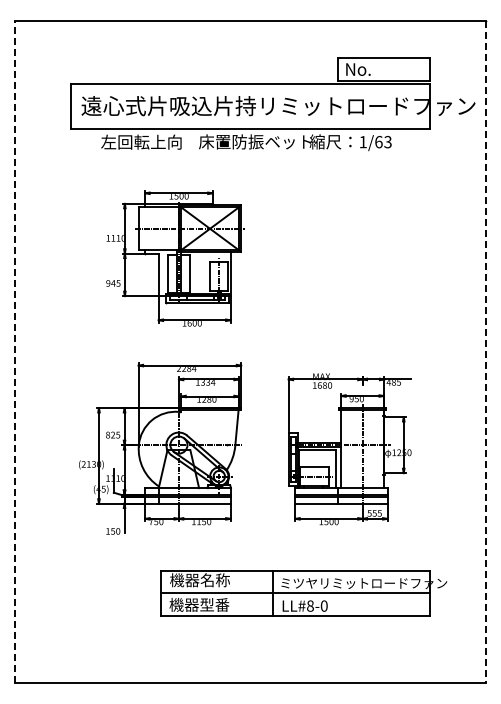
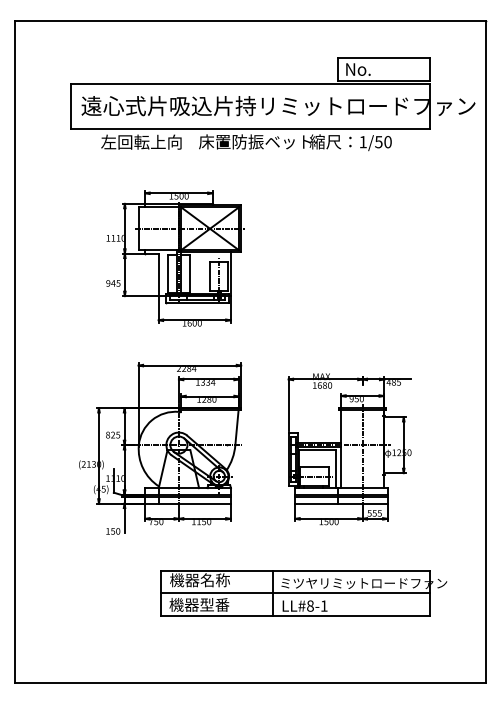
text: 1/63 -> 1/50 (383, 142)
line: dashed -> solid (14, 352)
line: dashed -> solid (486, 352)
text: LL#8-0 -> LL#8-1 (323, 605)
